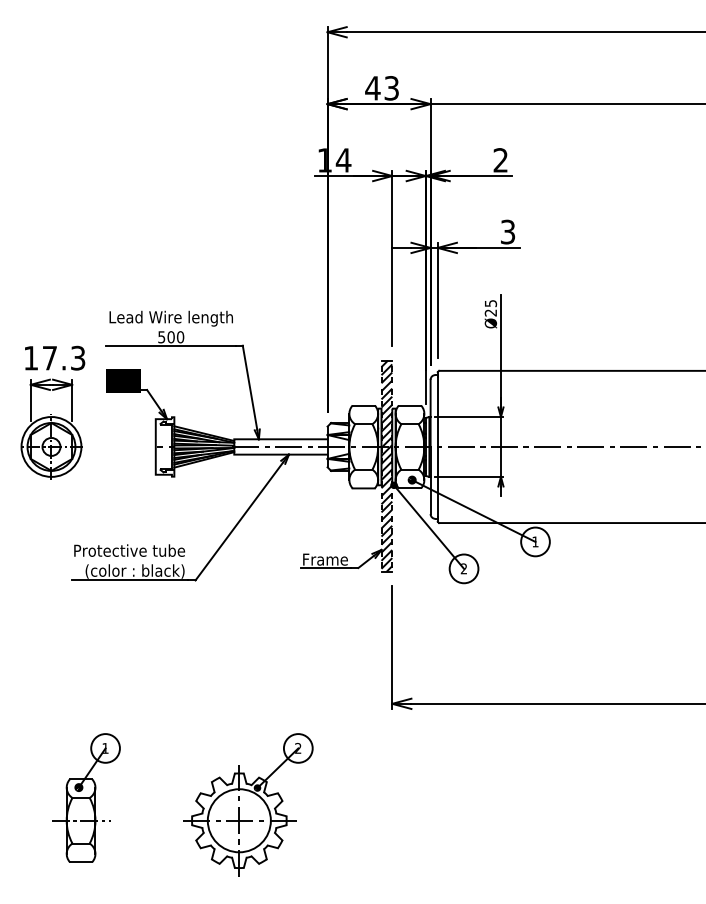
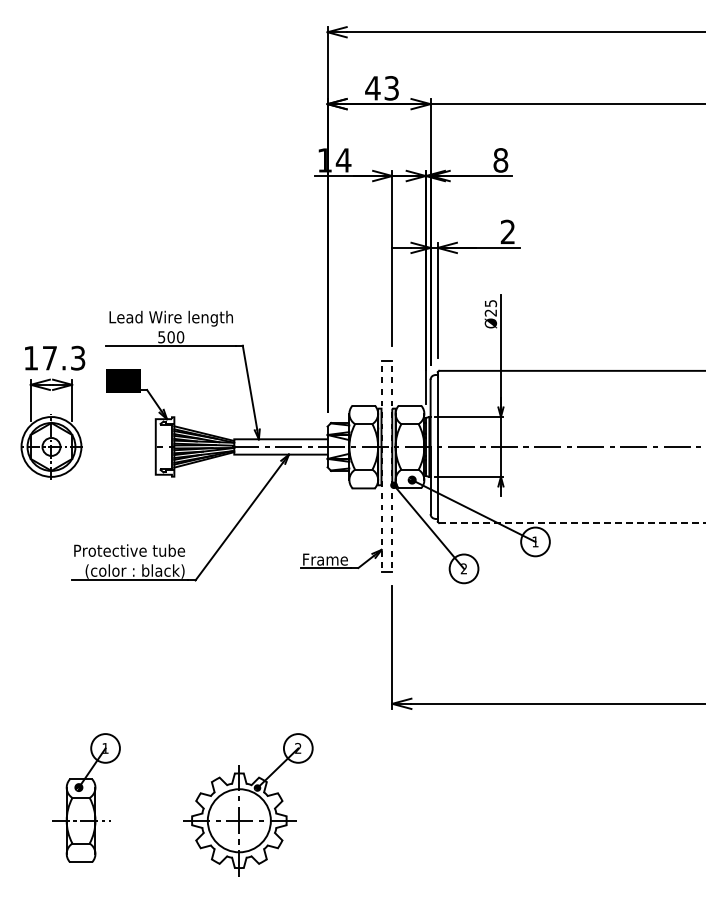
text: 2 -> 8 (500, 160)
text: 3 -> 2 (507, 232)
hatch: present -> none (386, 465)
line: solid -> dashed (572, 523)
